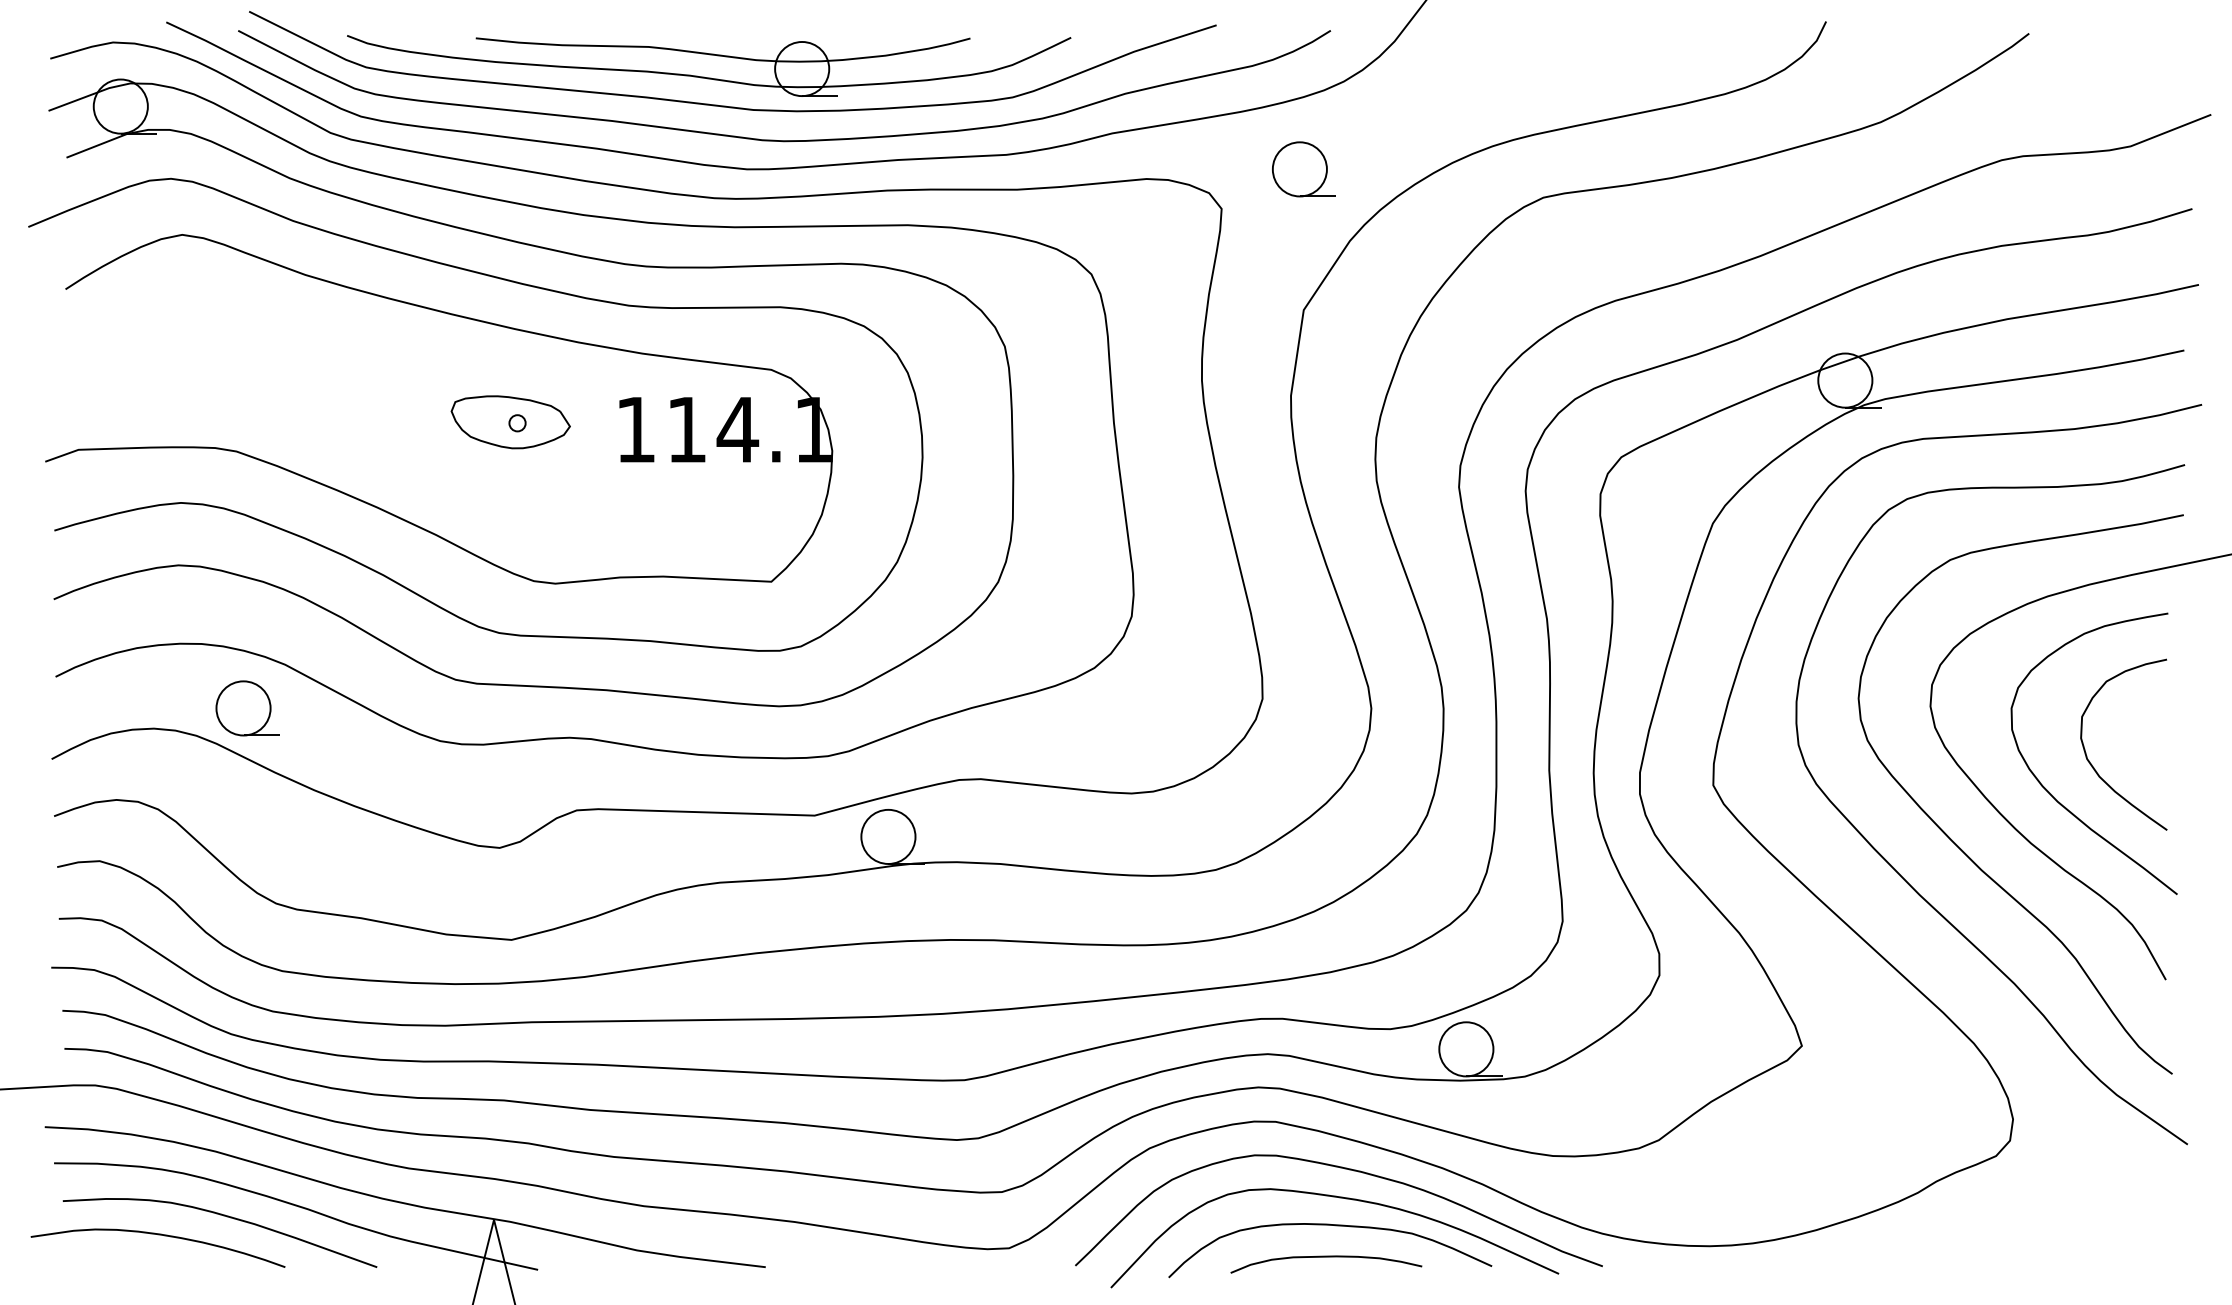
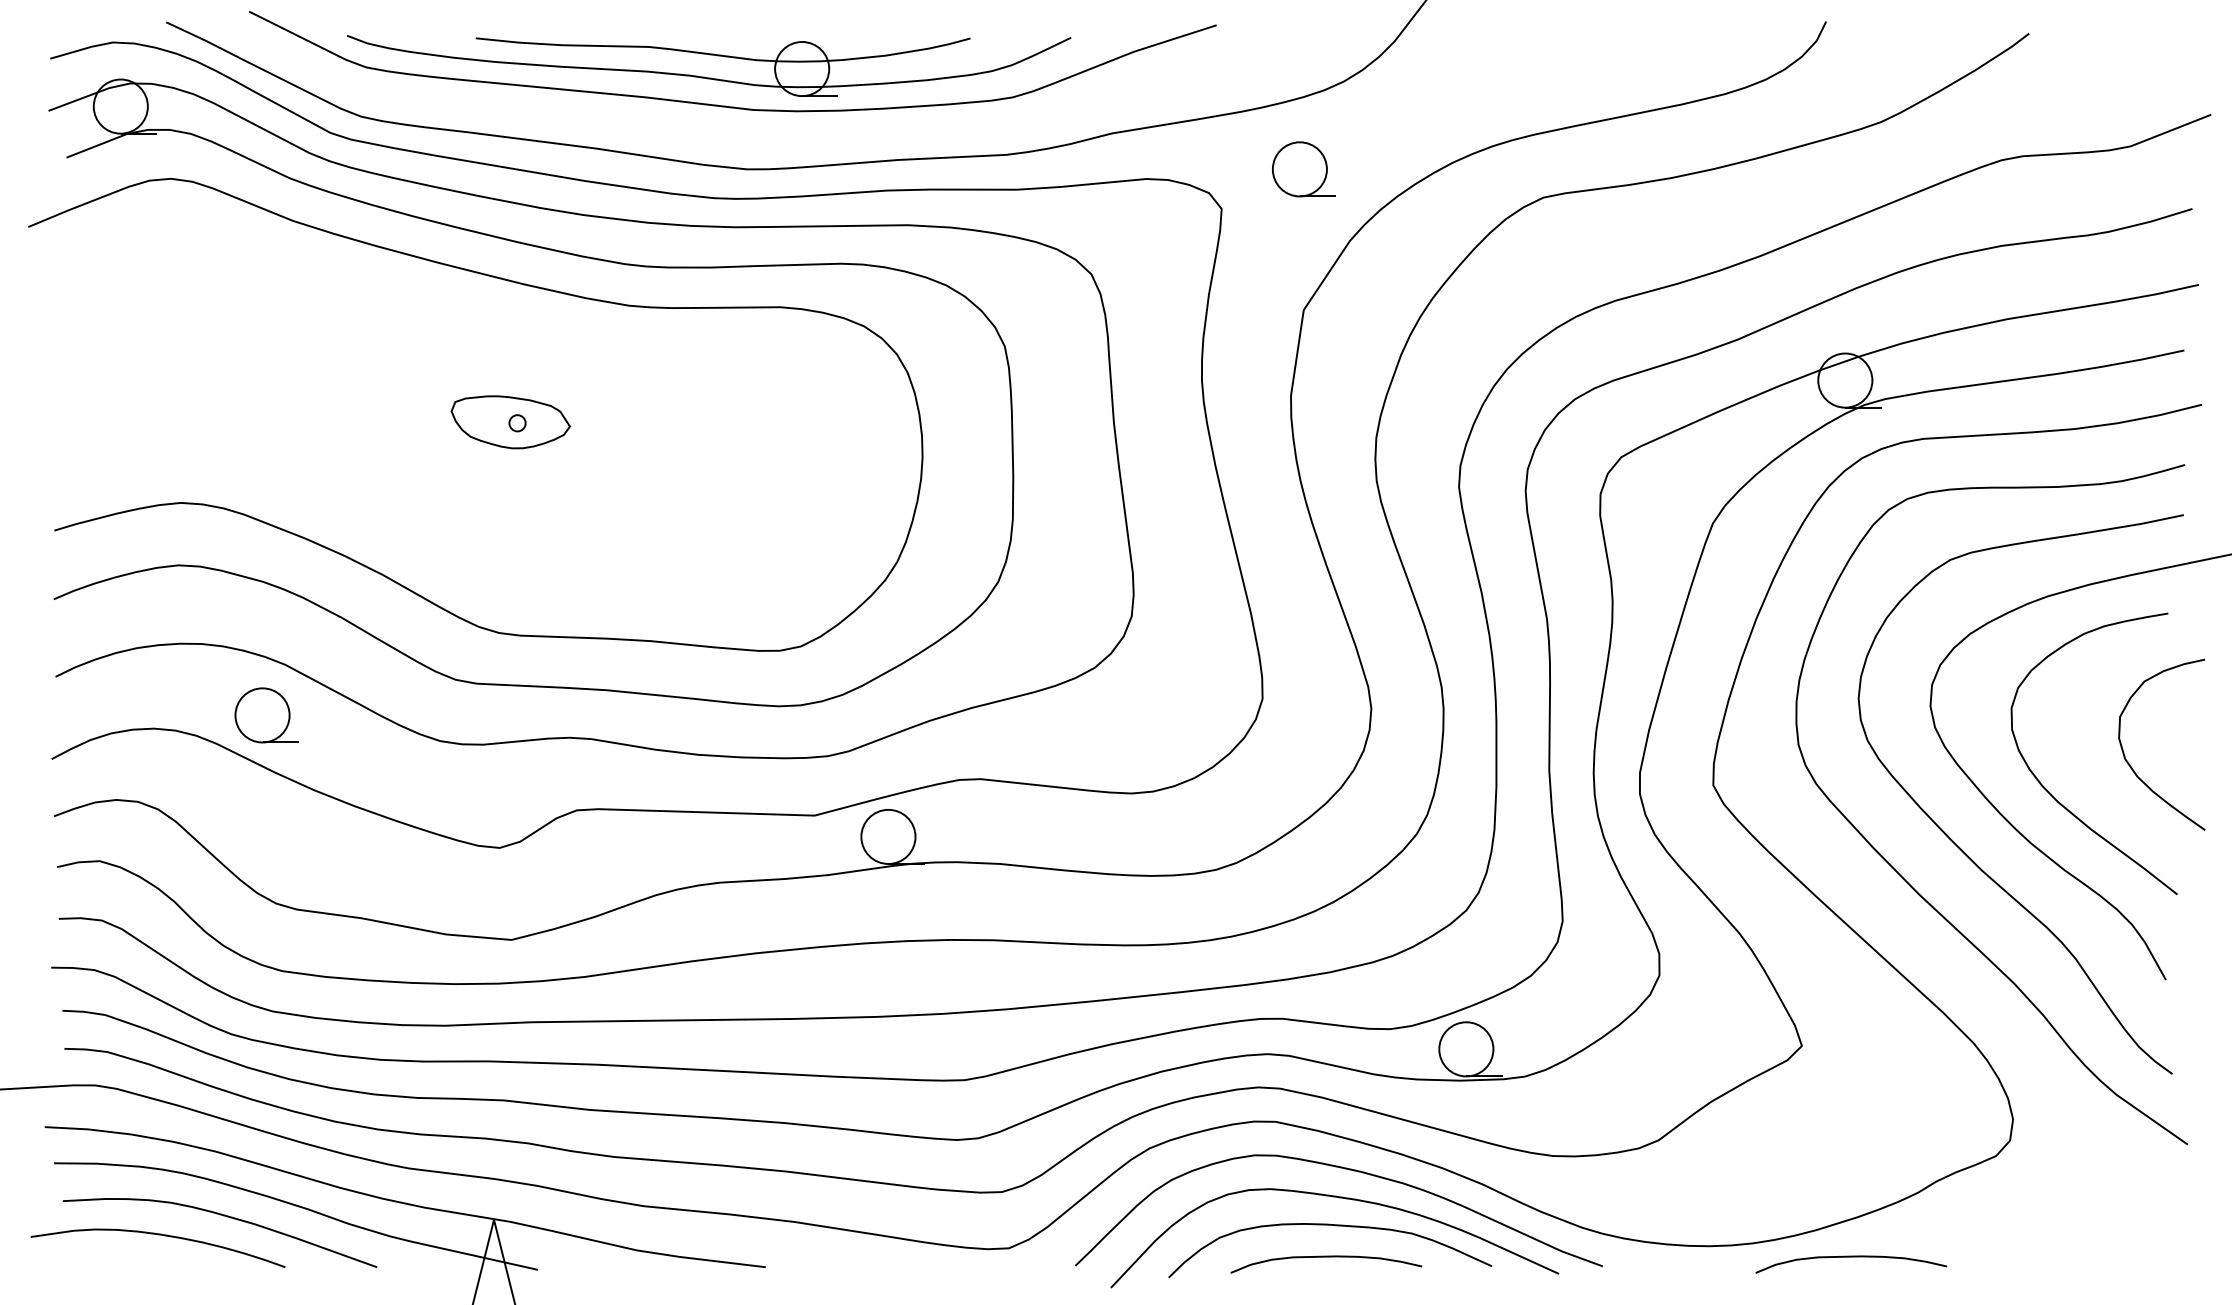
curve: present -> none (774, 139)
part: present -> none (455, 316)
part position: (247, 708) -> (266, 715) (266, 715)
curve position: (2092, 764) -> (2130, 764) (2130, 764)
curve: none -> present (1851, 1257)
